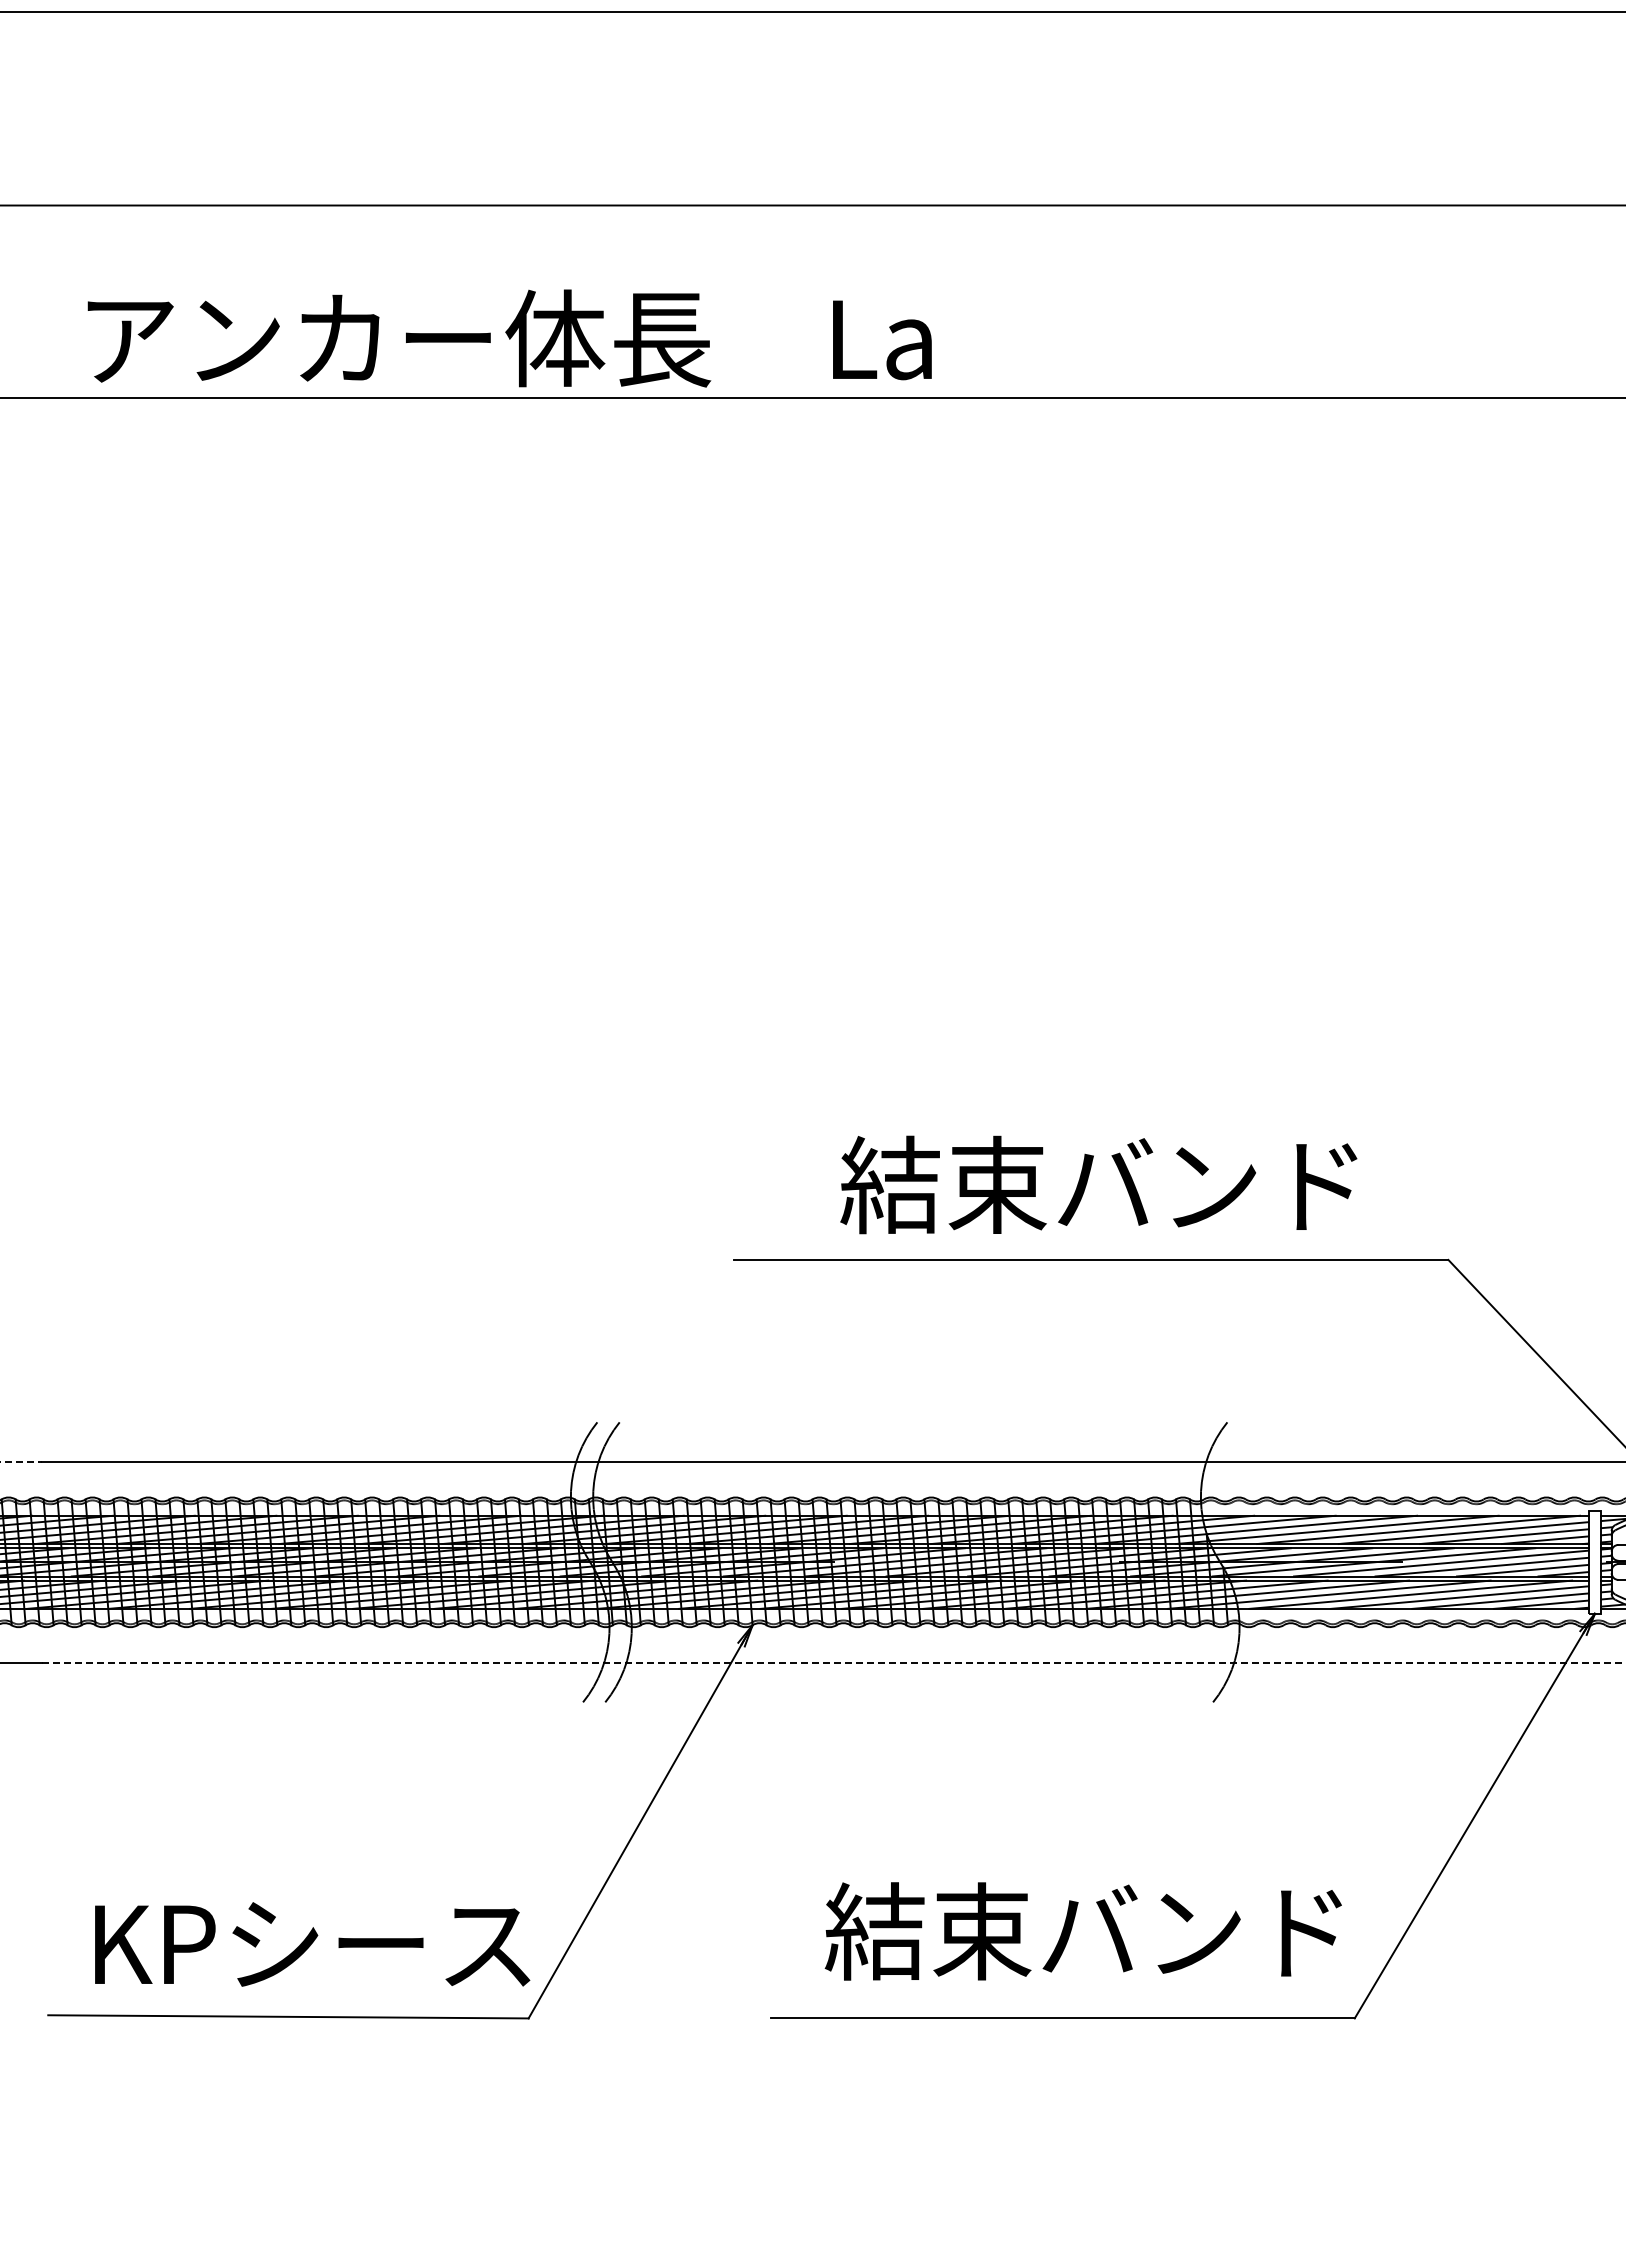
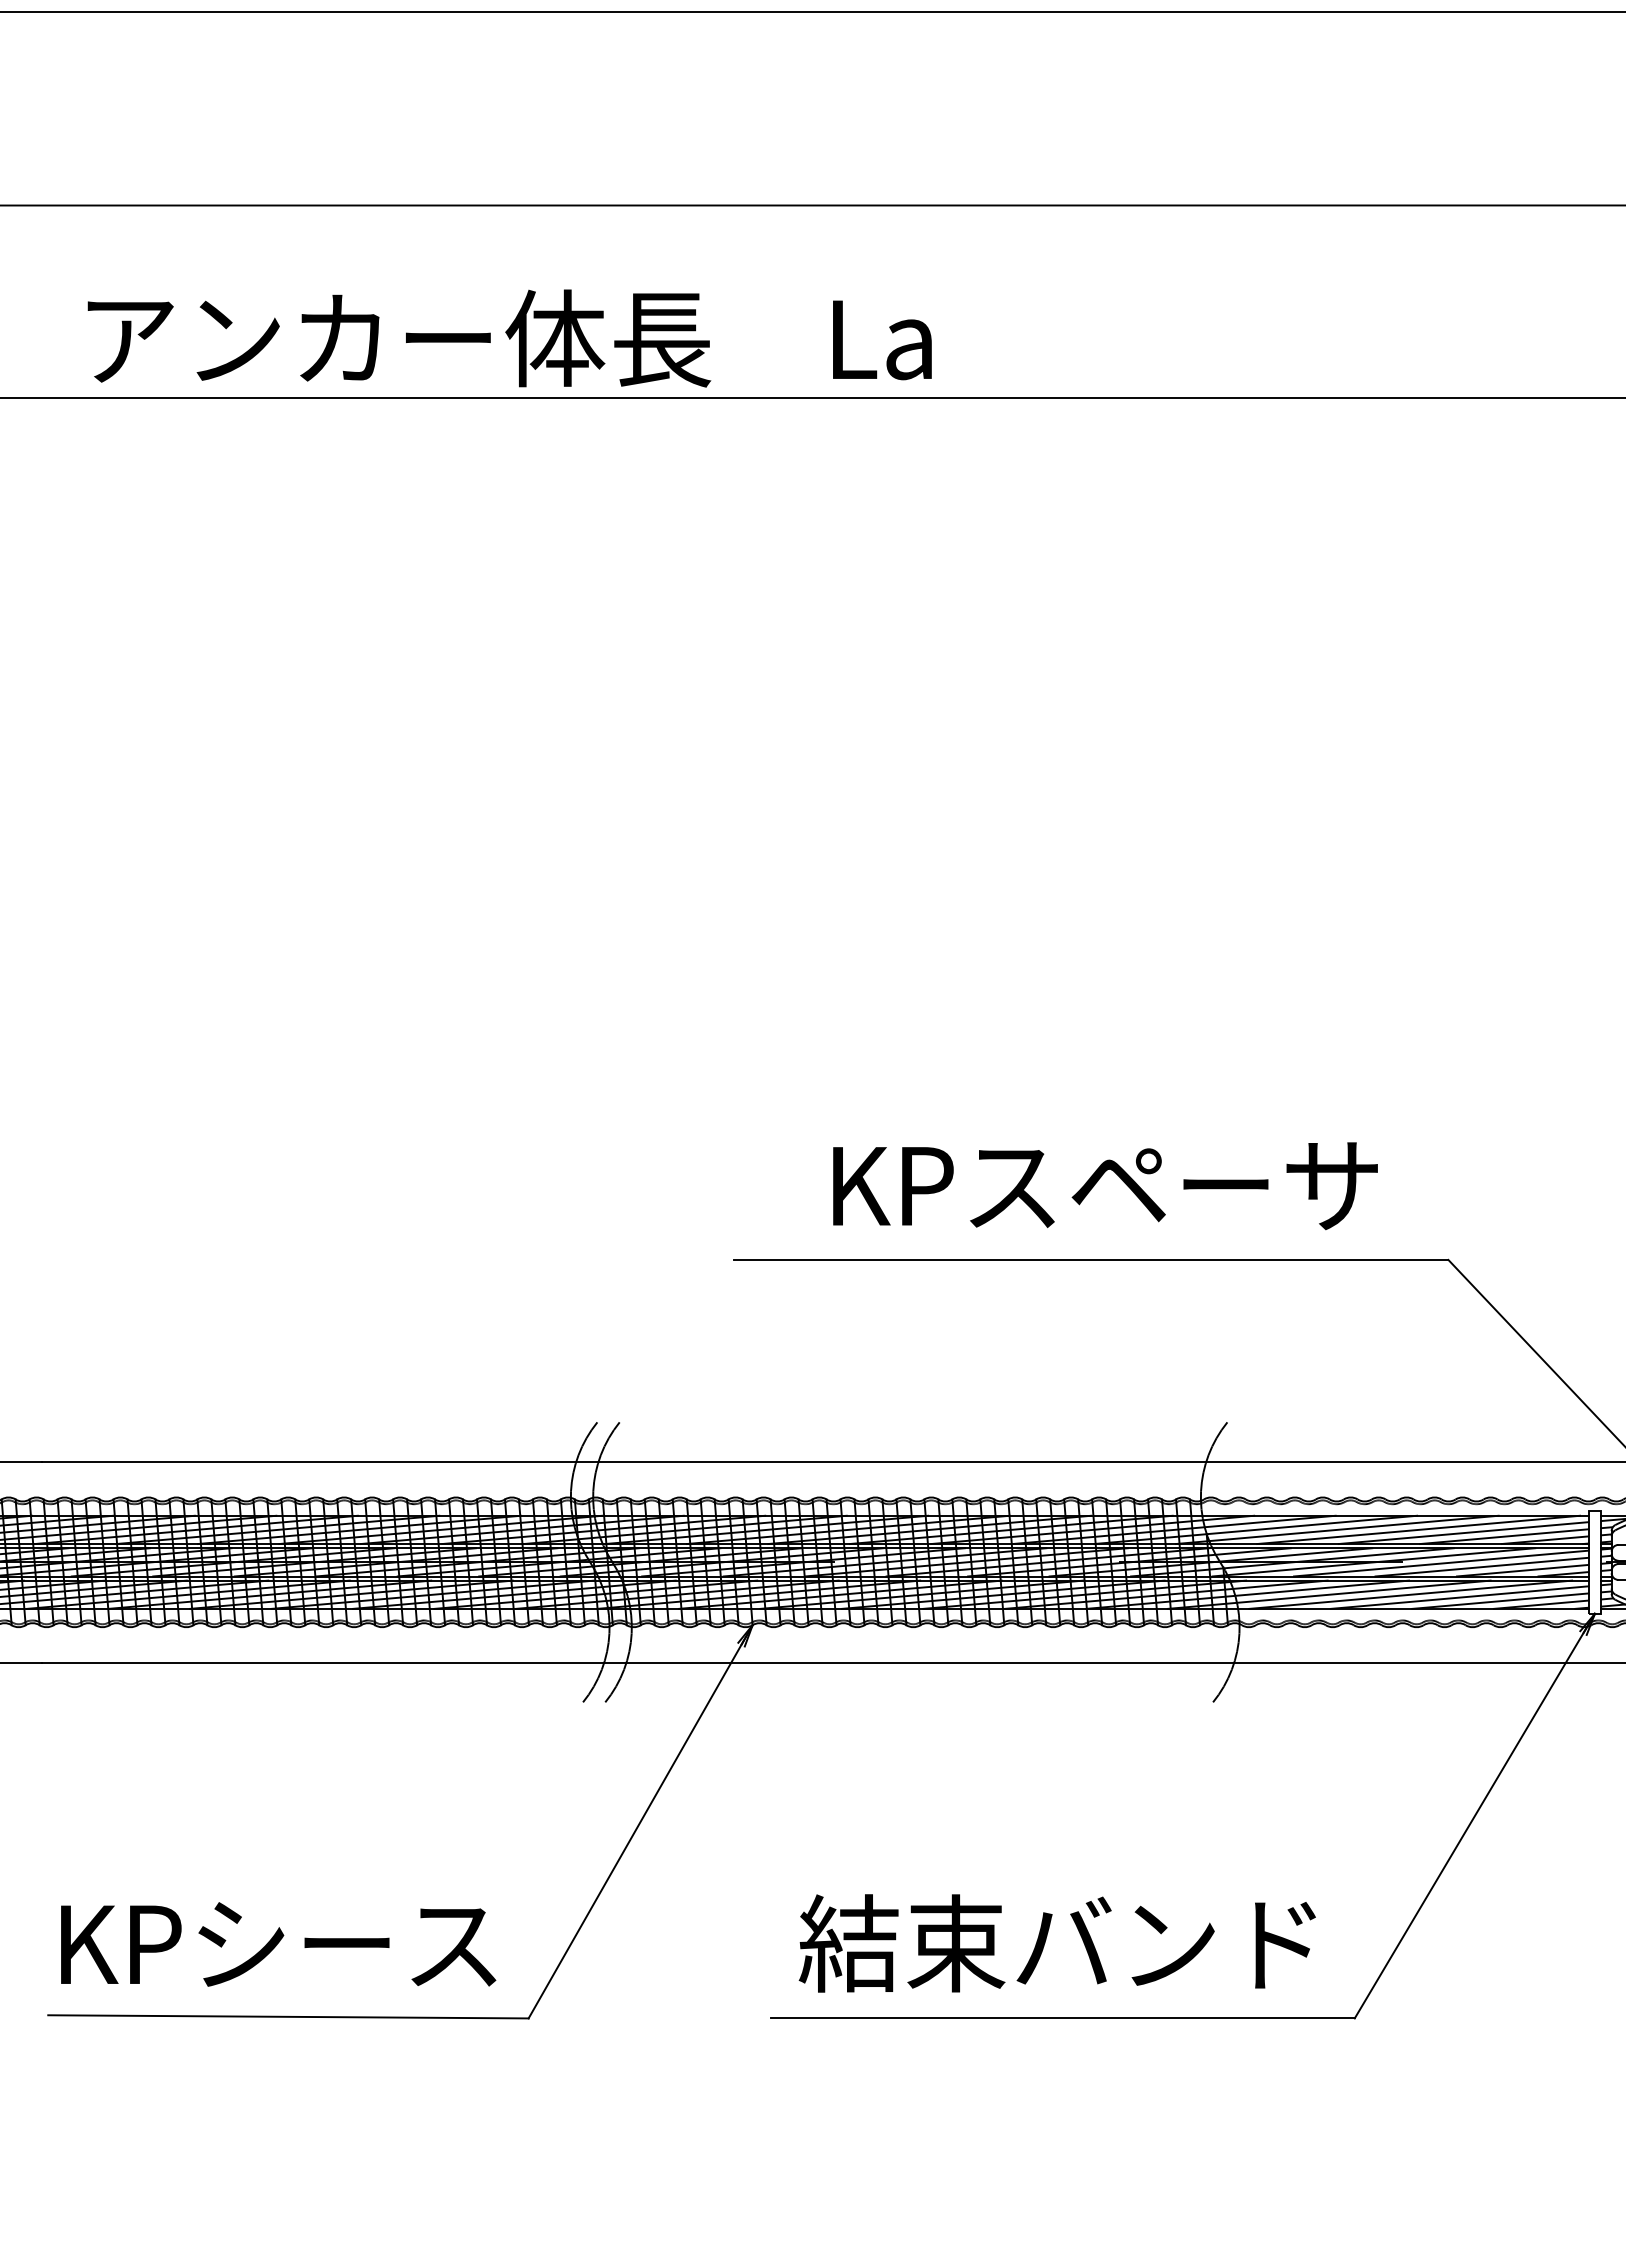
text: 結束バンド -> KPスペーサ (1105, 1184)
line: dashed -> solid (21, 1461)
line: dashed -> solid (833, 1662)
text position: (1082, 1931) -> (1056, 1943) (1056, 1943)
text position: (312, 1944) -> (278, 1944) (278, 1944)
